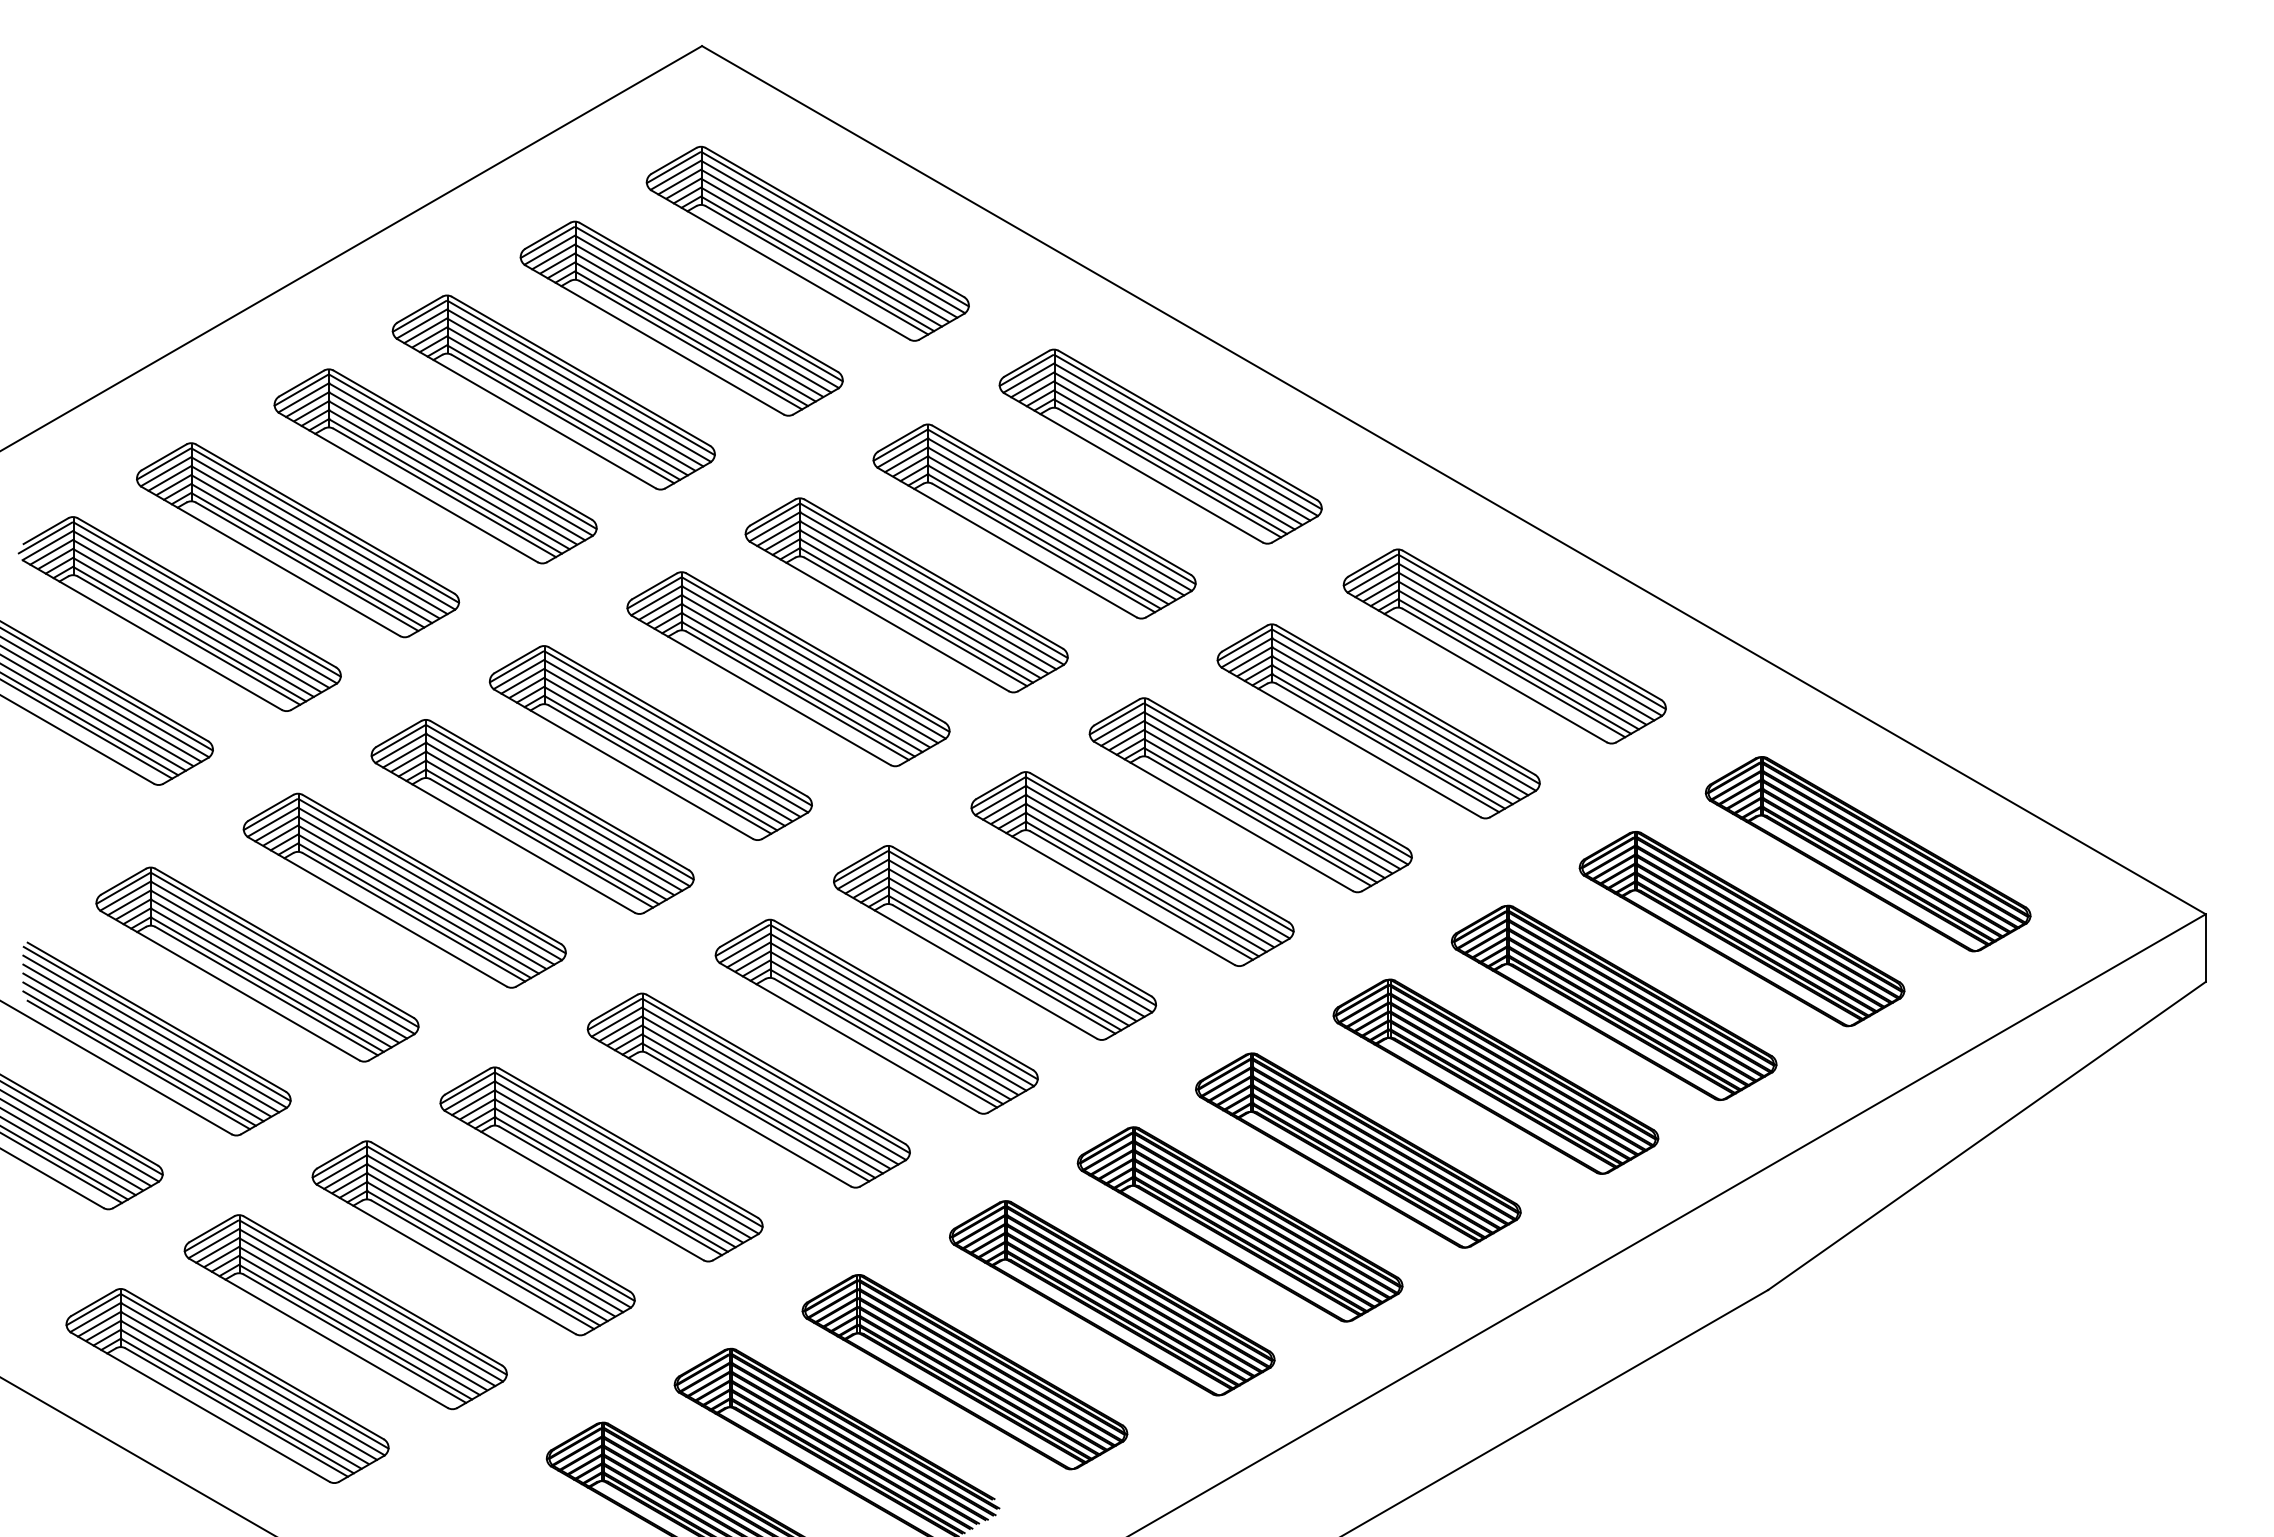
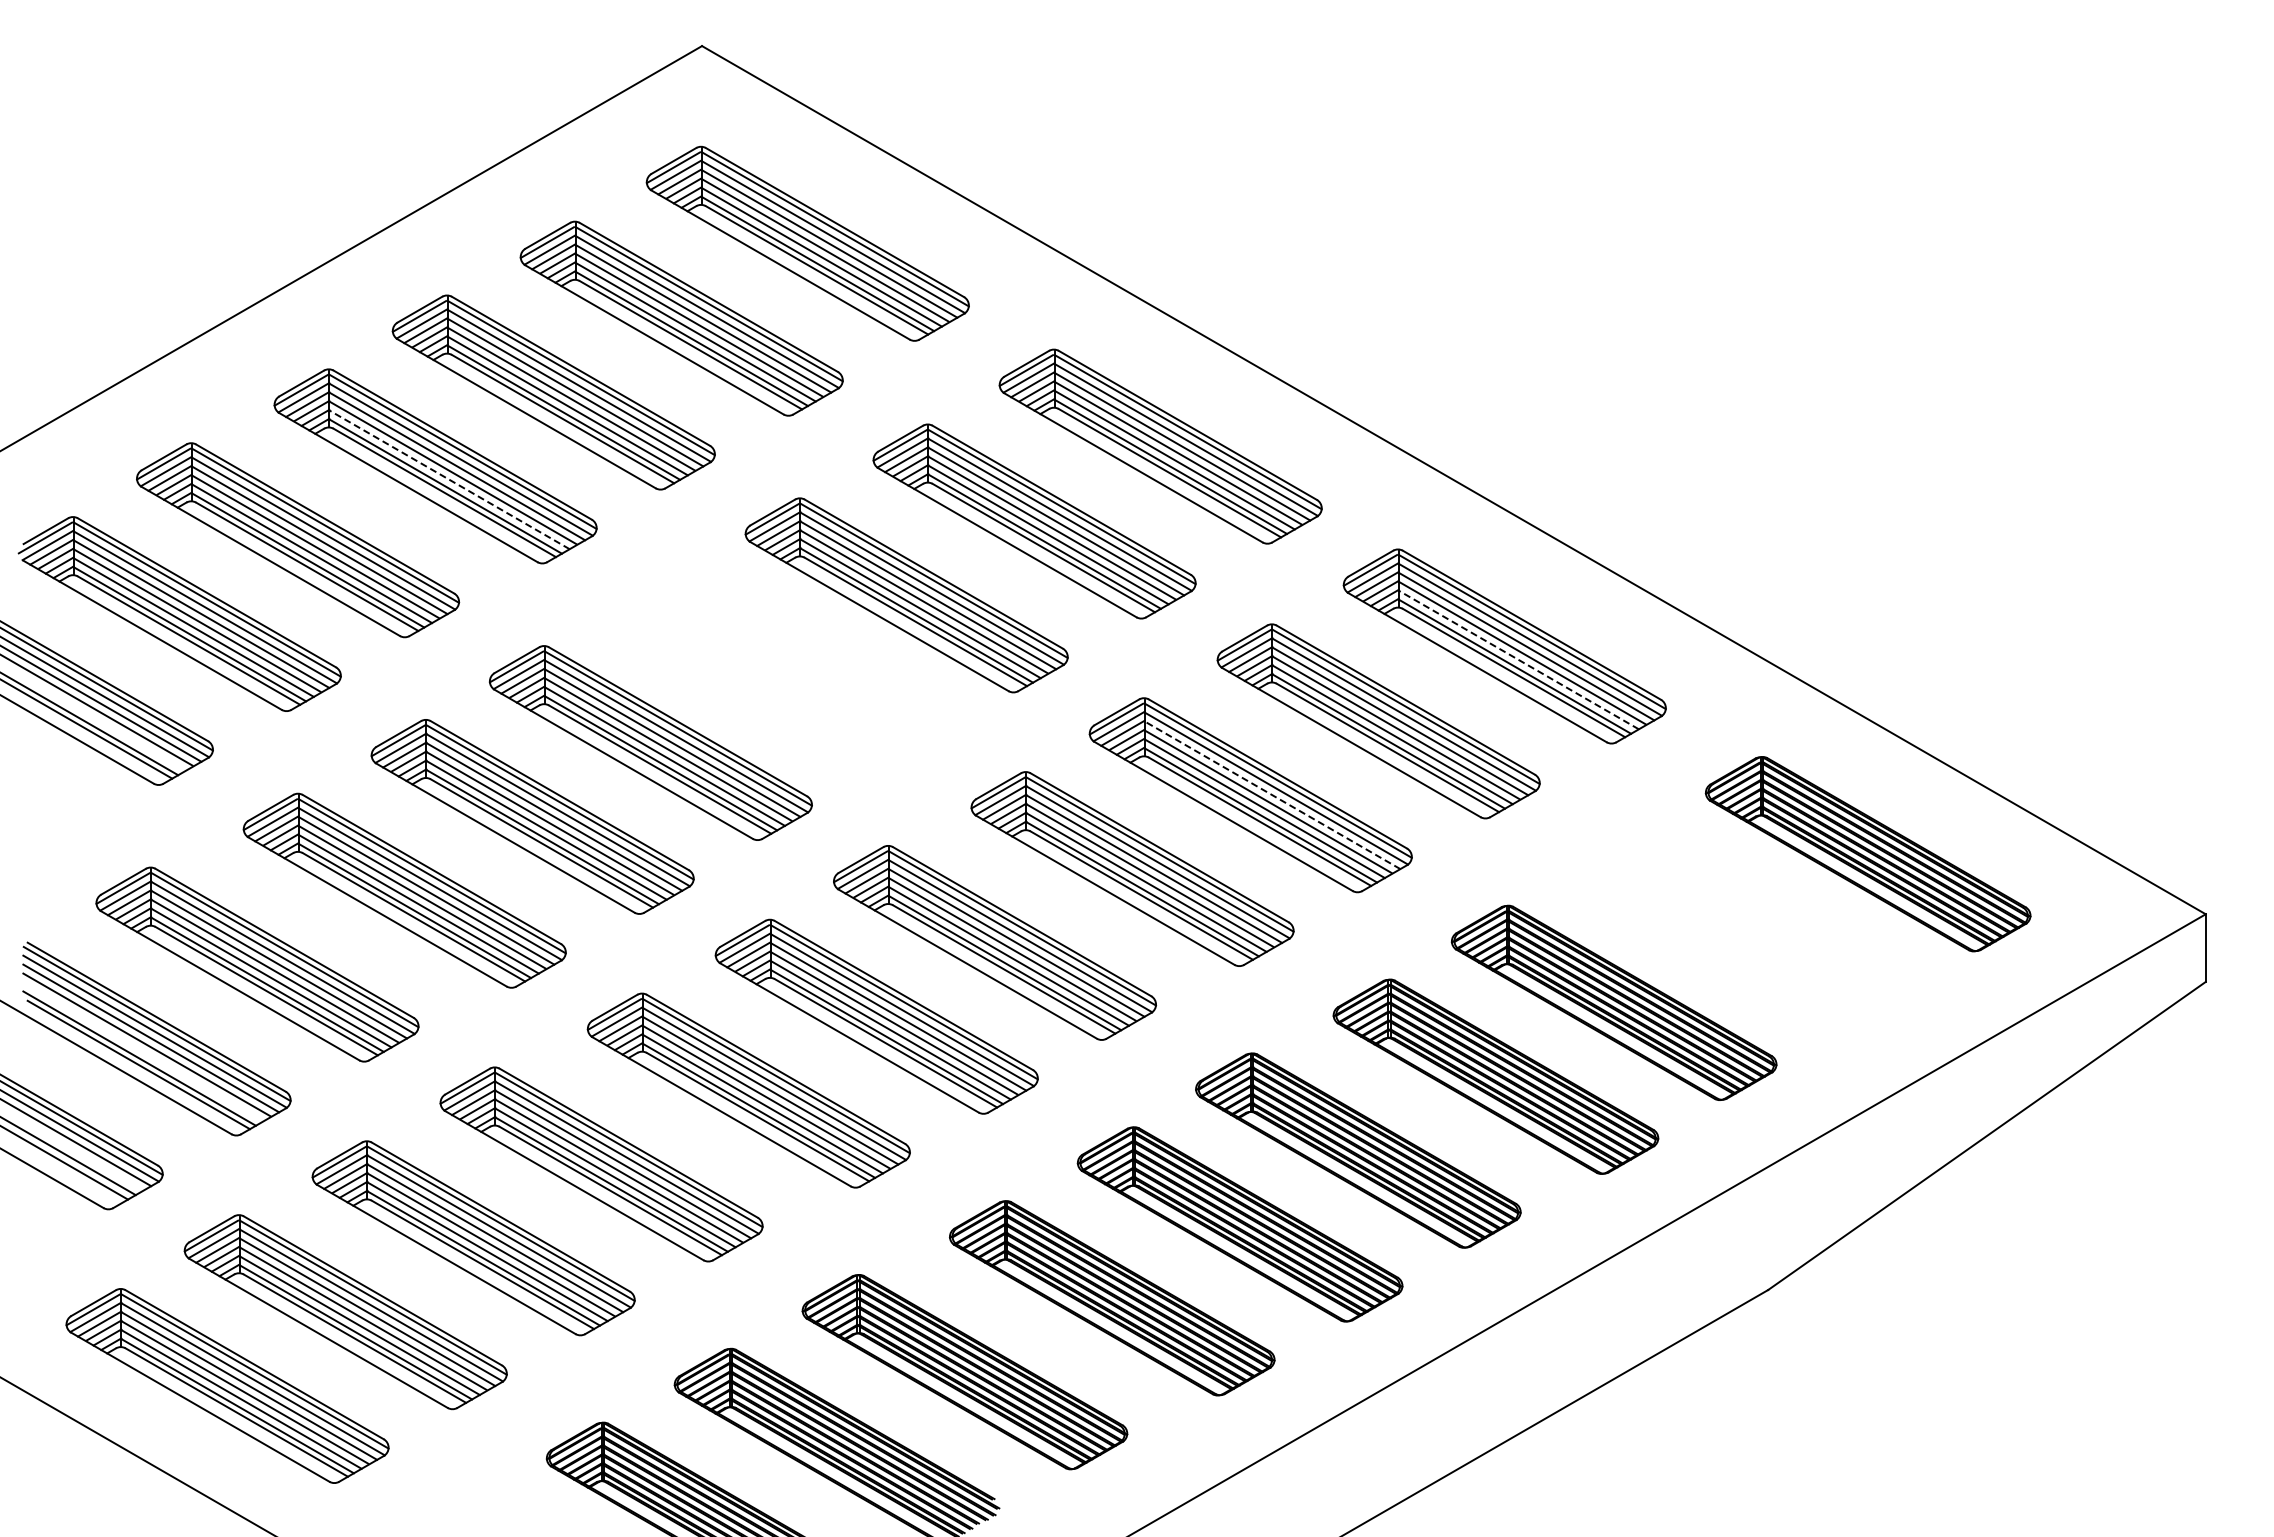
line: solid -> dashed (449, 479)
line: solid -> dashed (1518, 659)
part: present -> none (788, 669)
line: present -> none (93, 717)
line: solid -> dashed (1272, 795)
part: present -> none (1741, 929)
line: present -> none (143, 1051)
line: present -> none (72, 1148)
line: present -> none (62, 1168)
